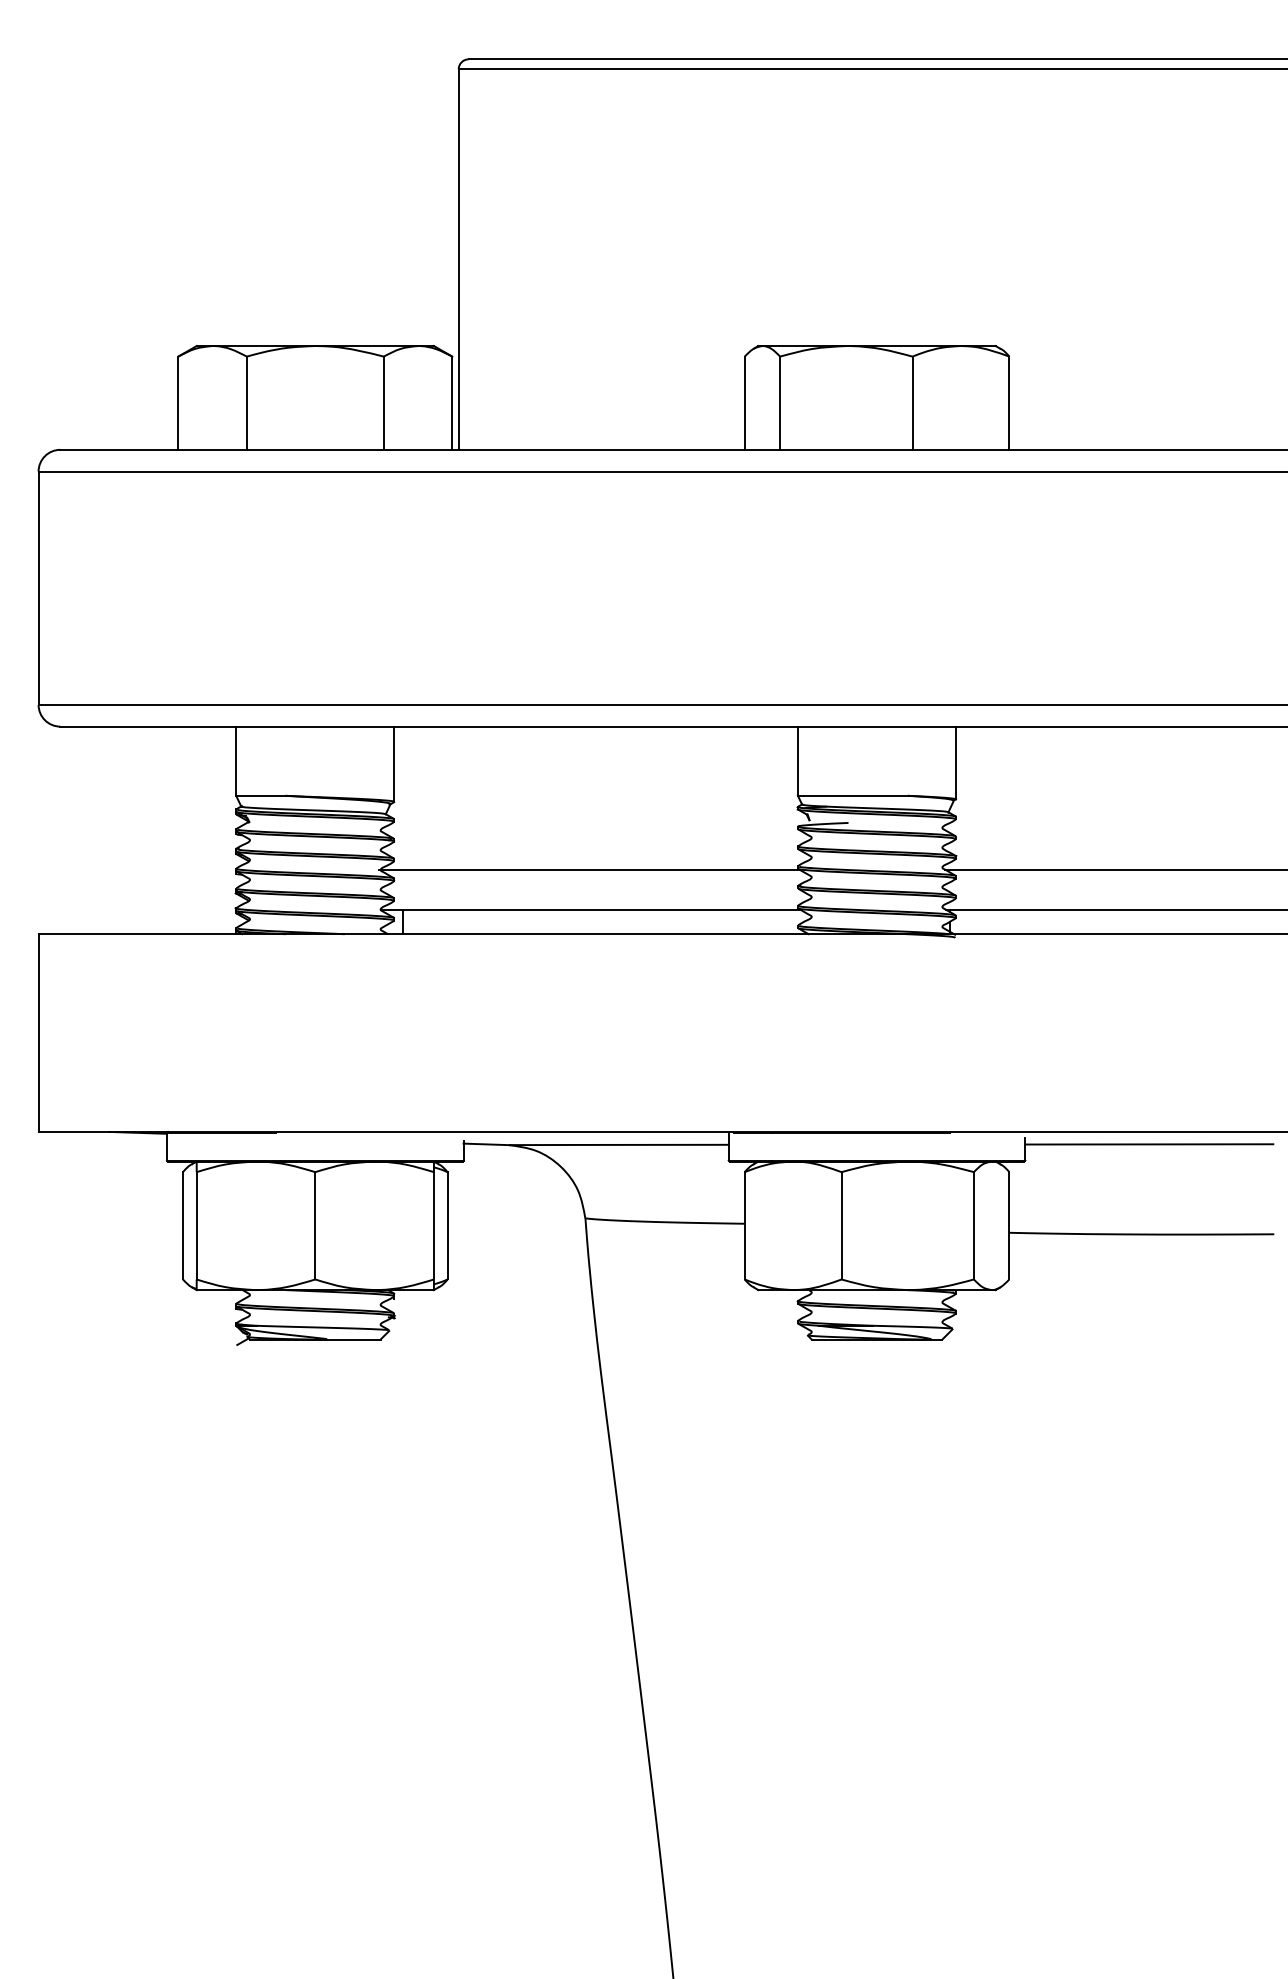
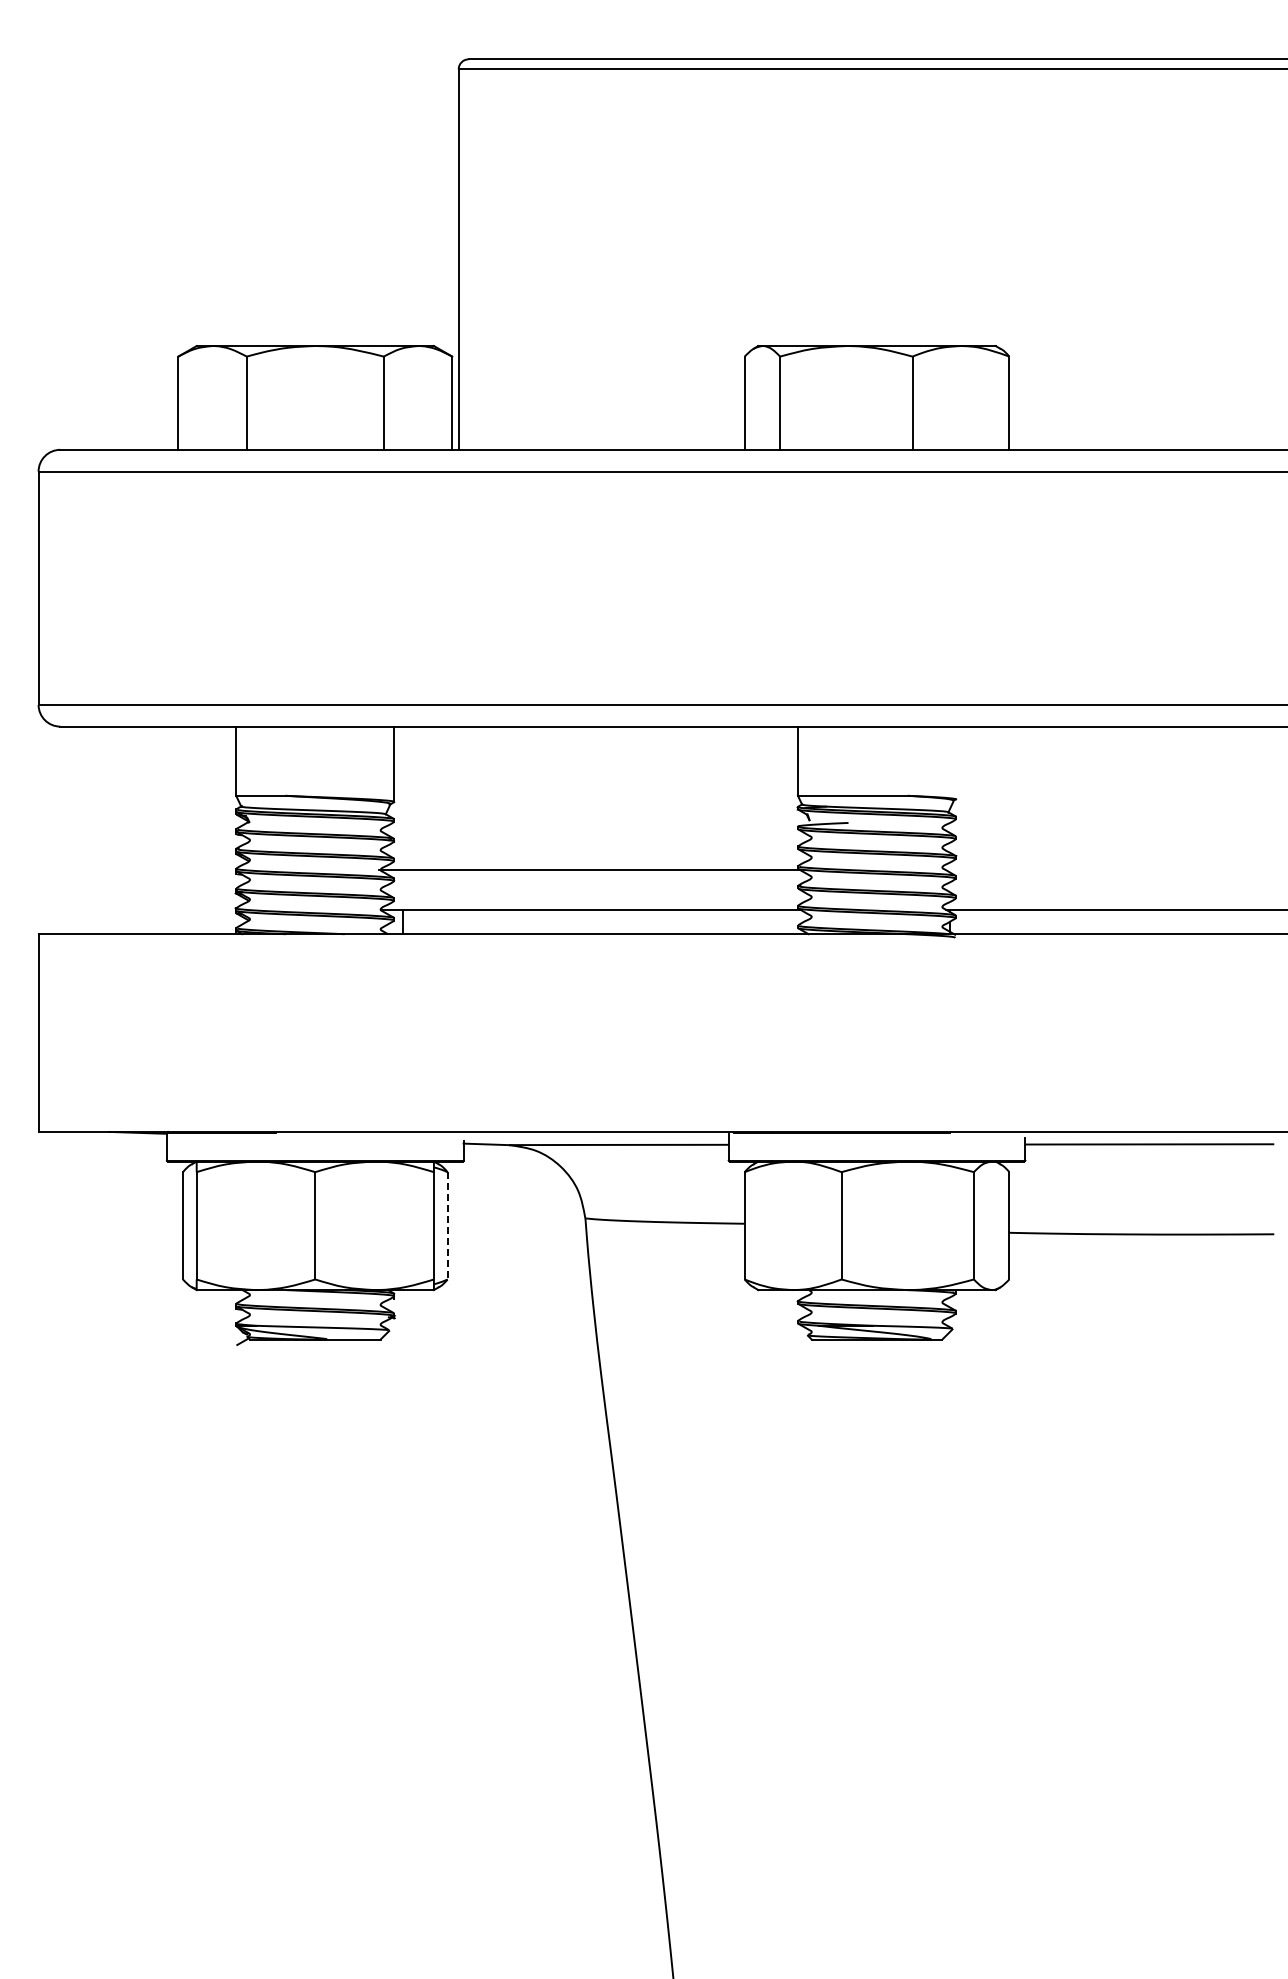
line: present -> none (956, 762)
line: present -> none (1114, 869)
line: solid -> dashed (447, 1225)
